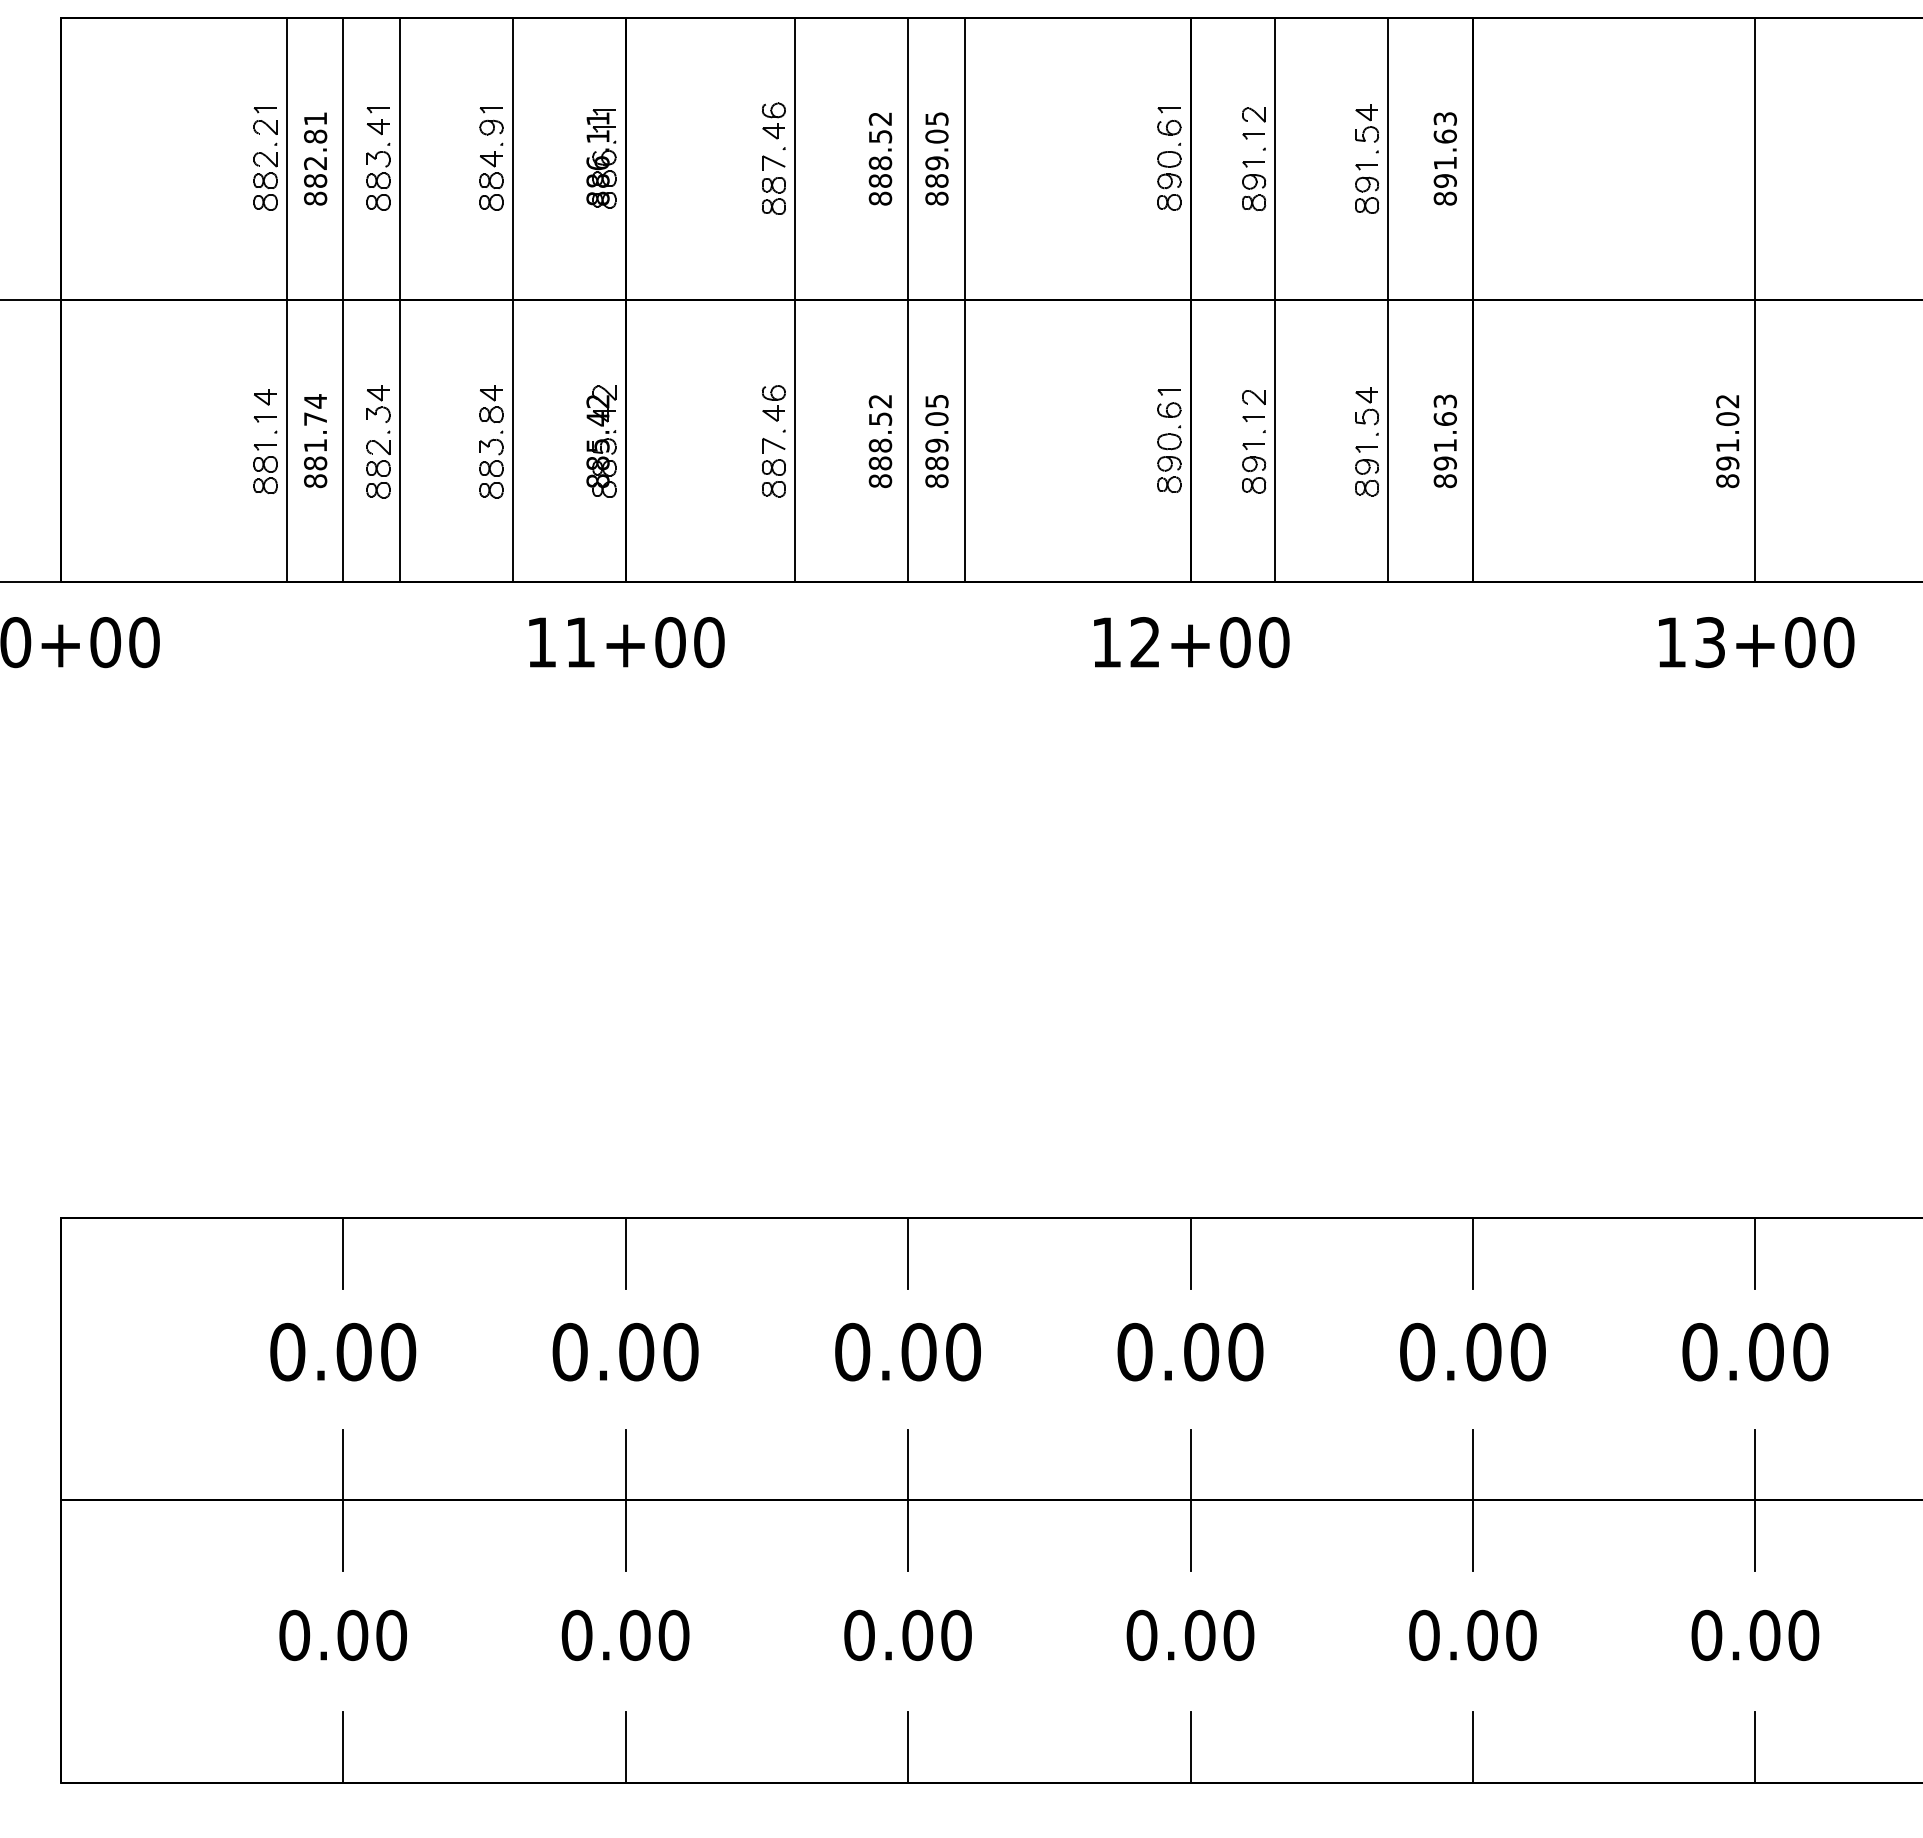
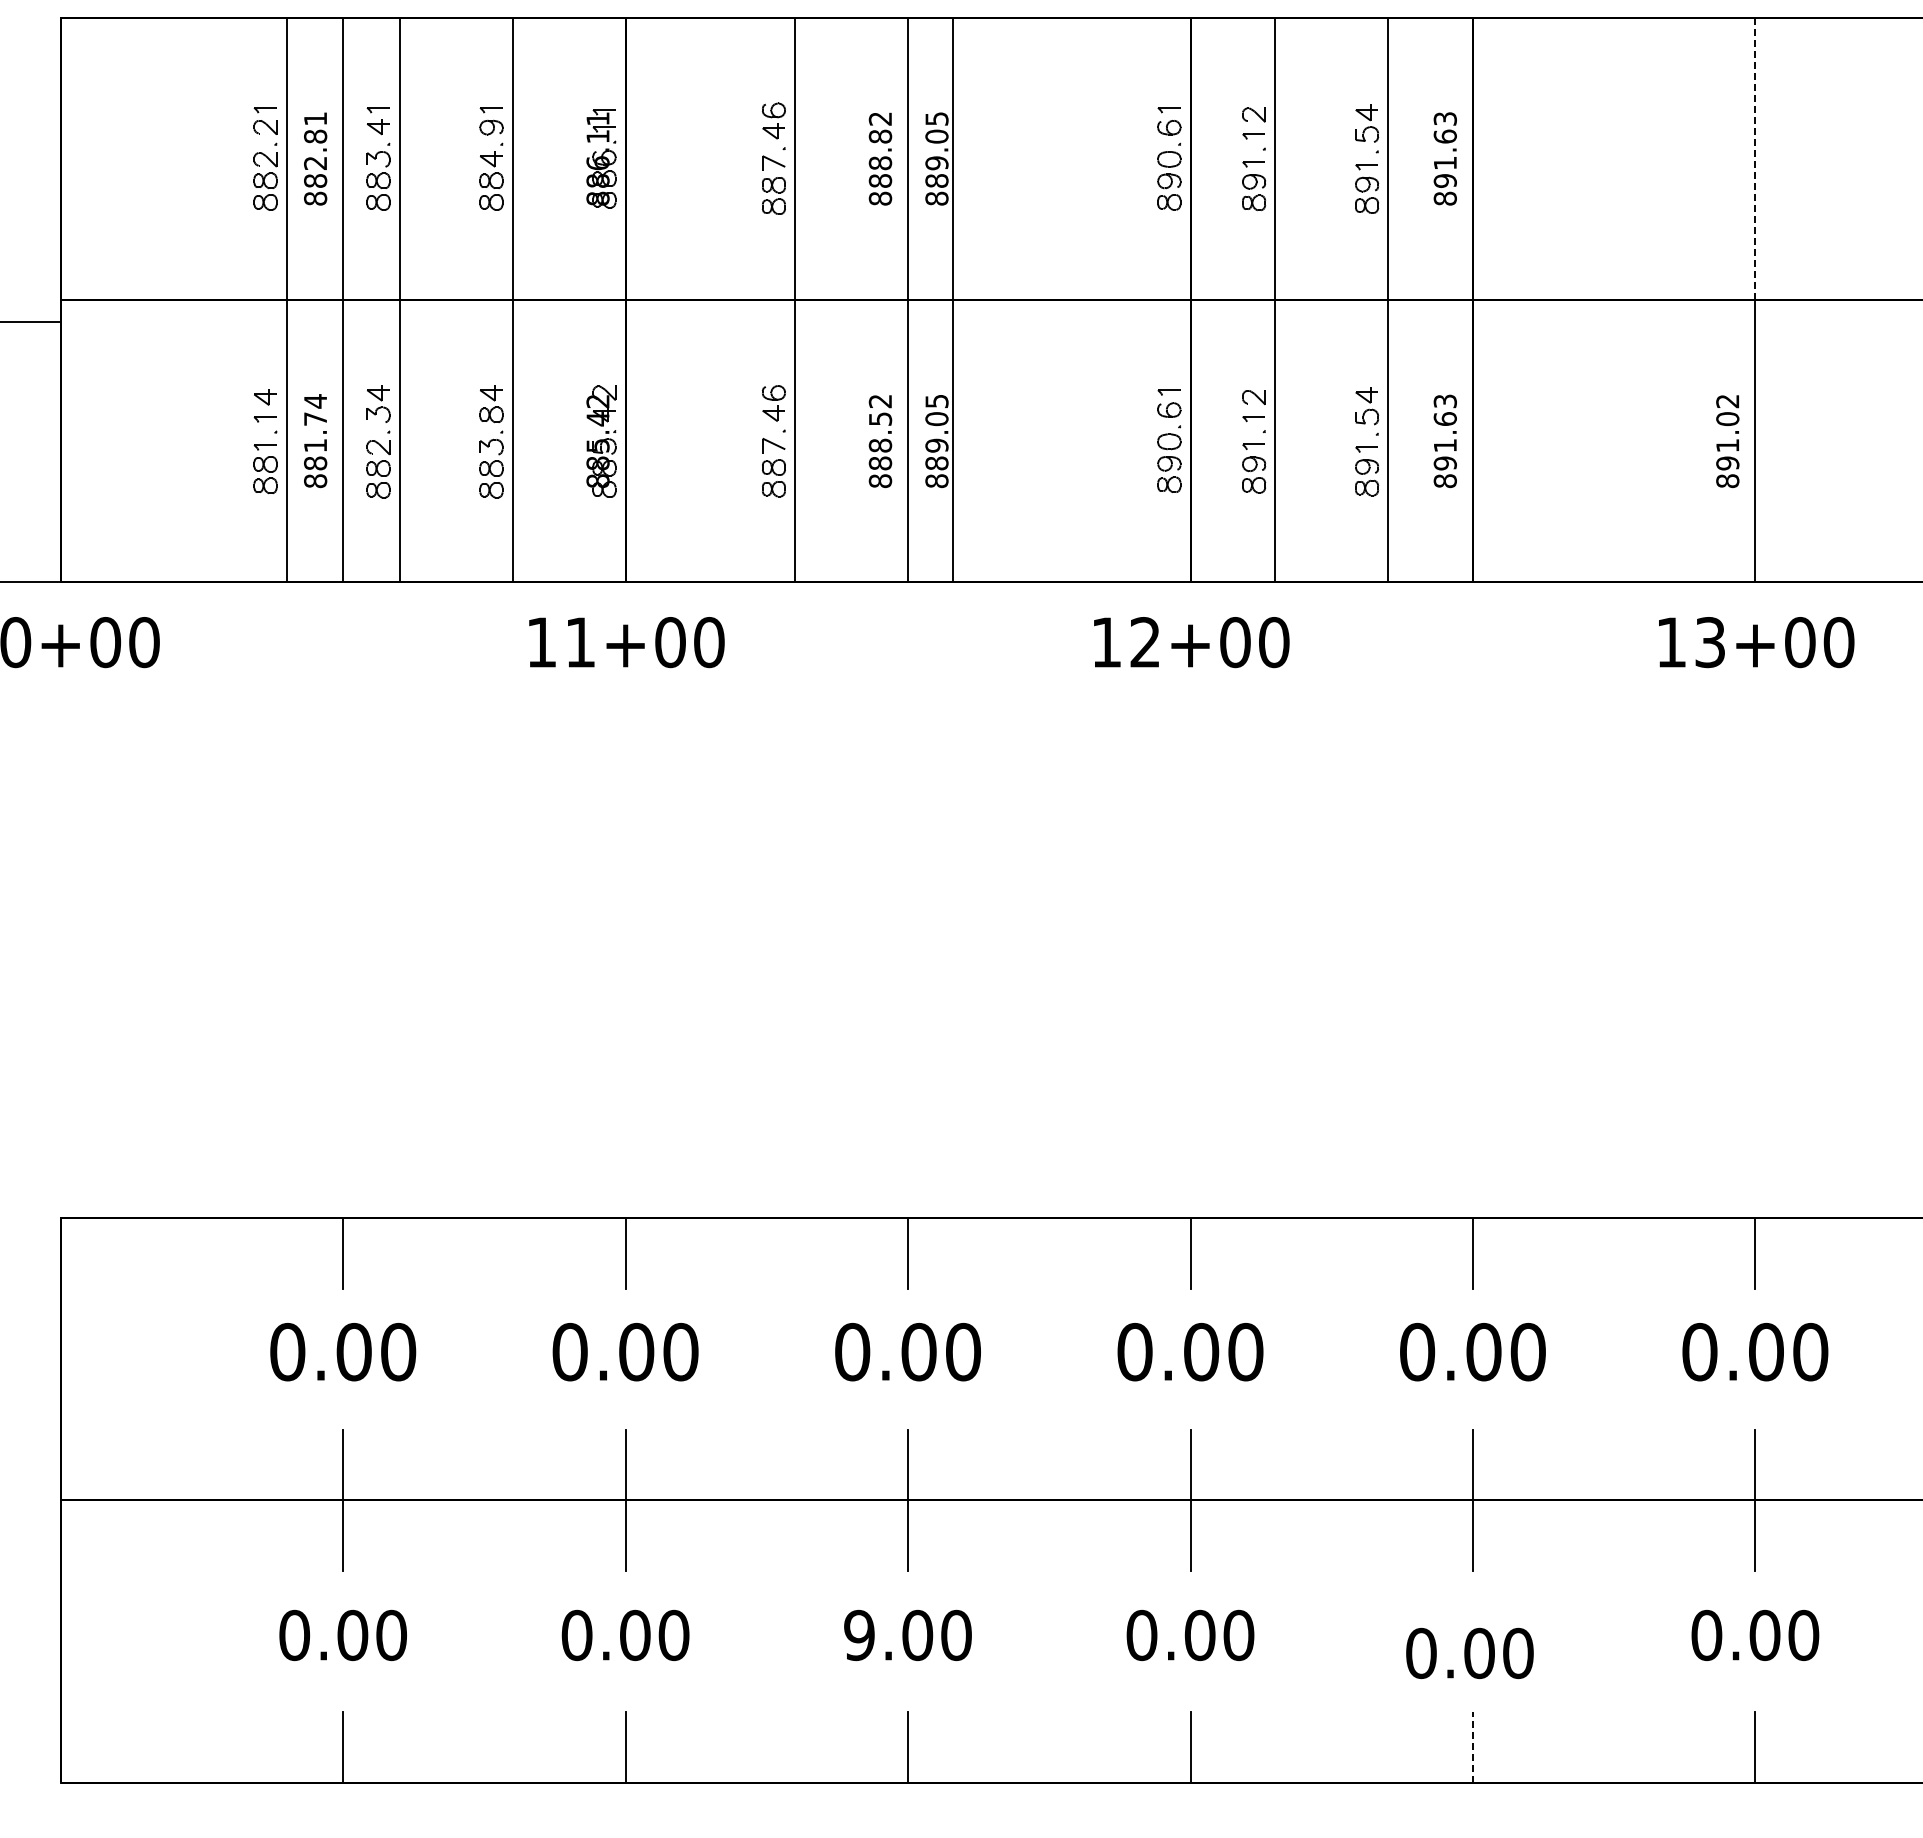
text: 888.52 -> 888.82 (880, 136)
line: solid -> dashed (1755, 158)
line position: (964, 299) -> (952, 299) (952, 299)
line position: (31, 300) -> (31, 322) (31, 322)
text: 0.00 -> 9.00 (859, 1635)
text position: (1472, 1635) -> (1469, 1653) (1469, 1653)
line: solid -> dashed (1472, 1747)
